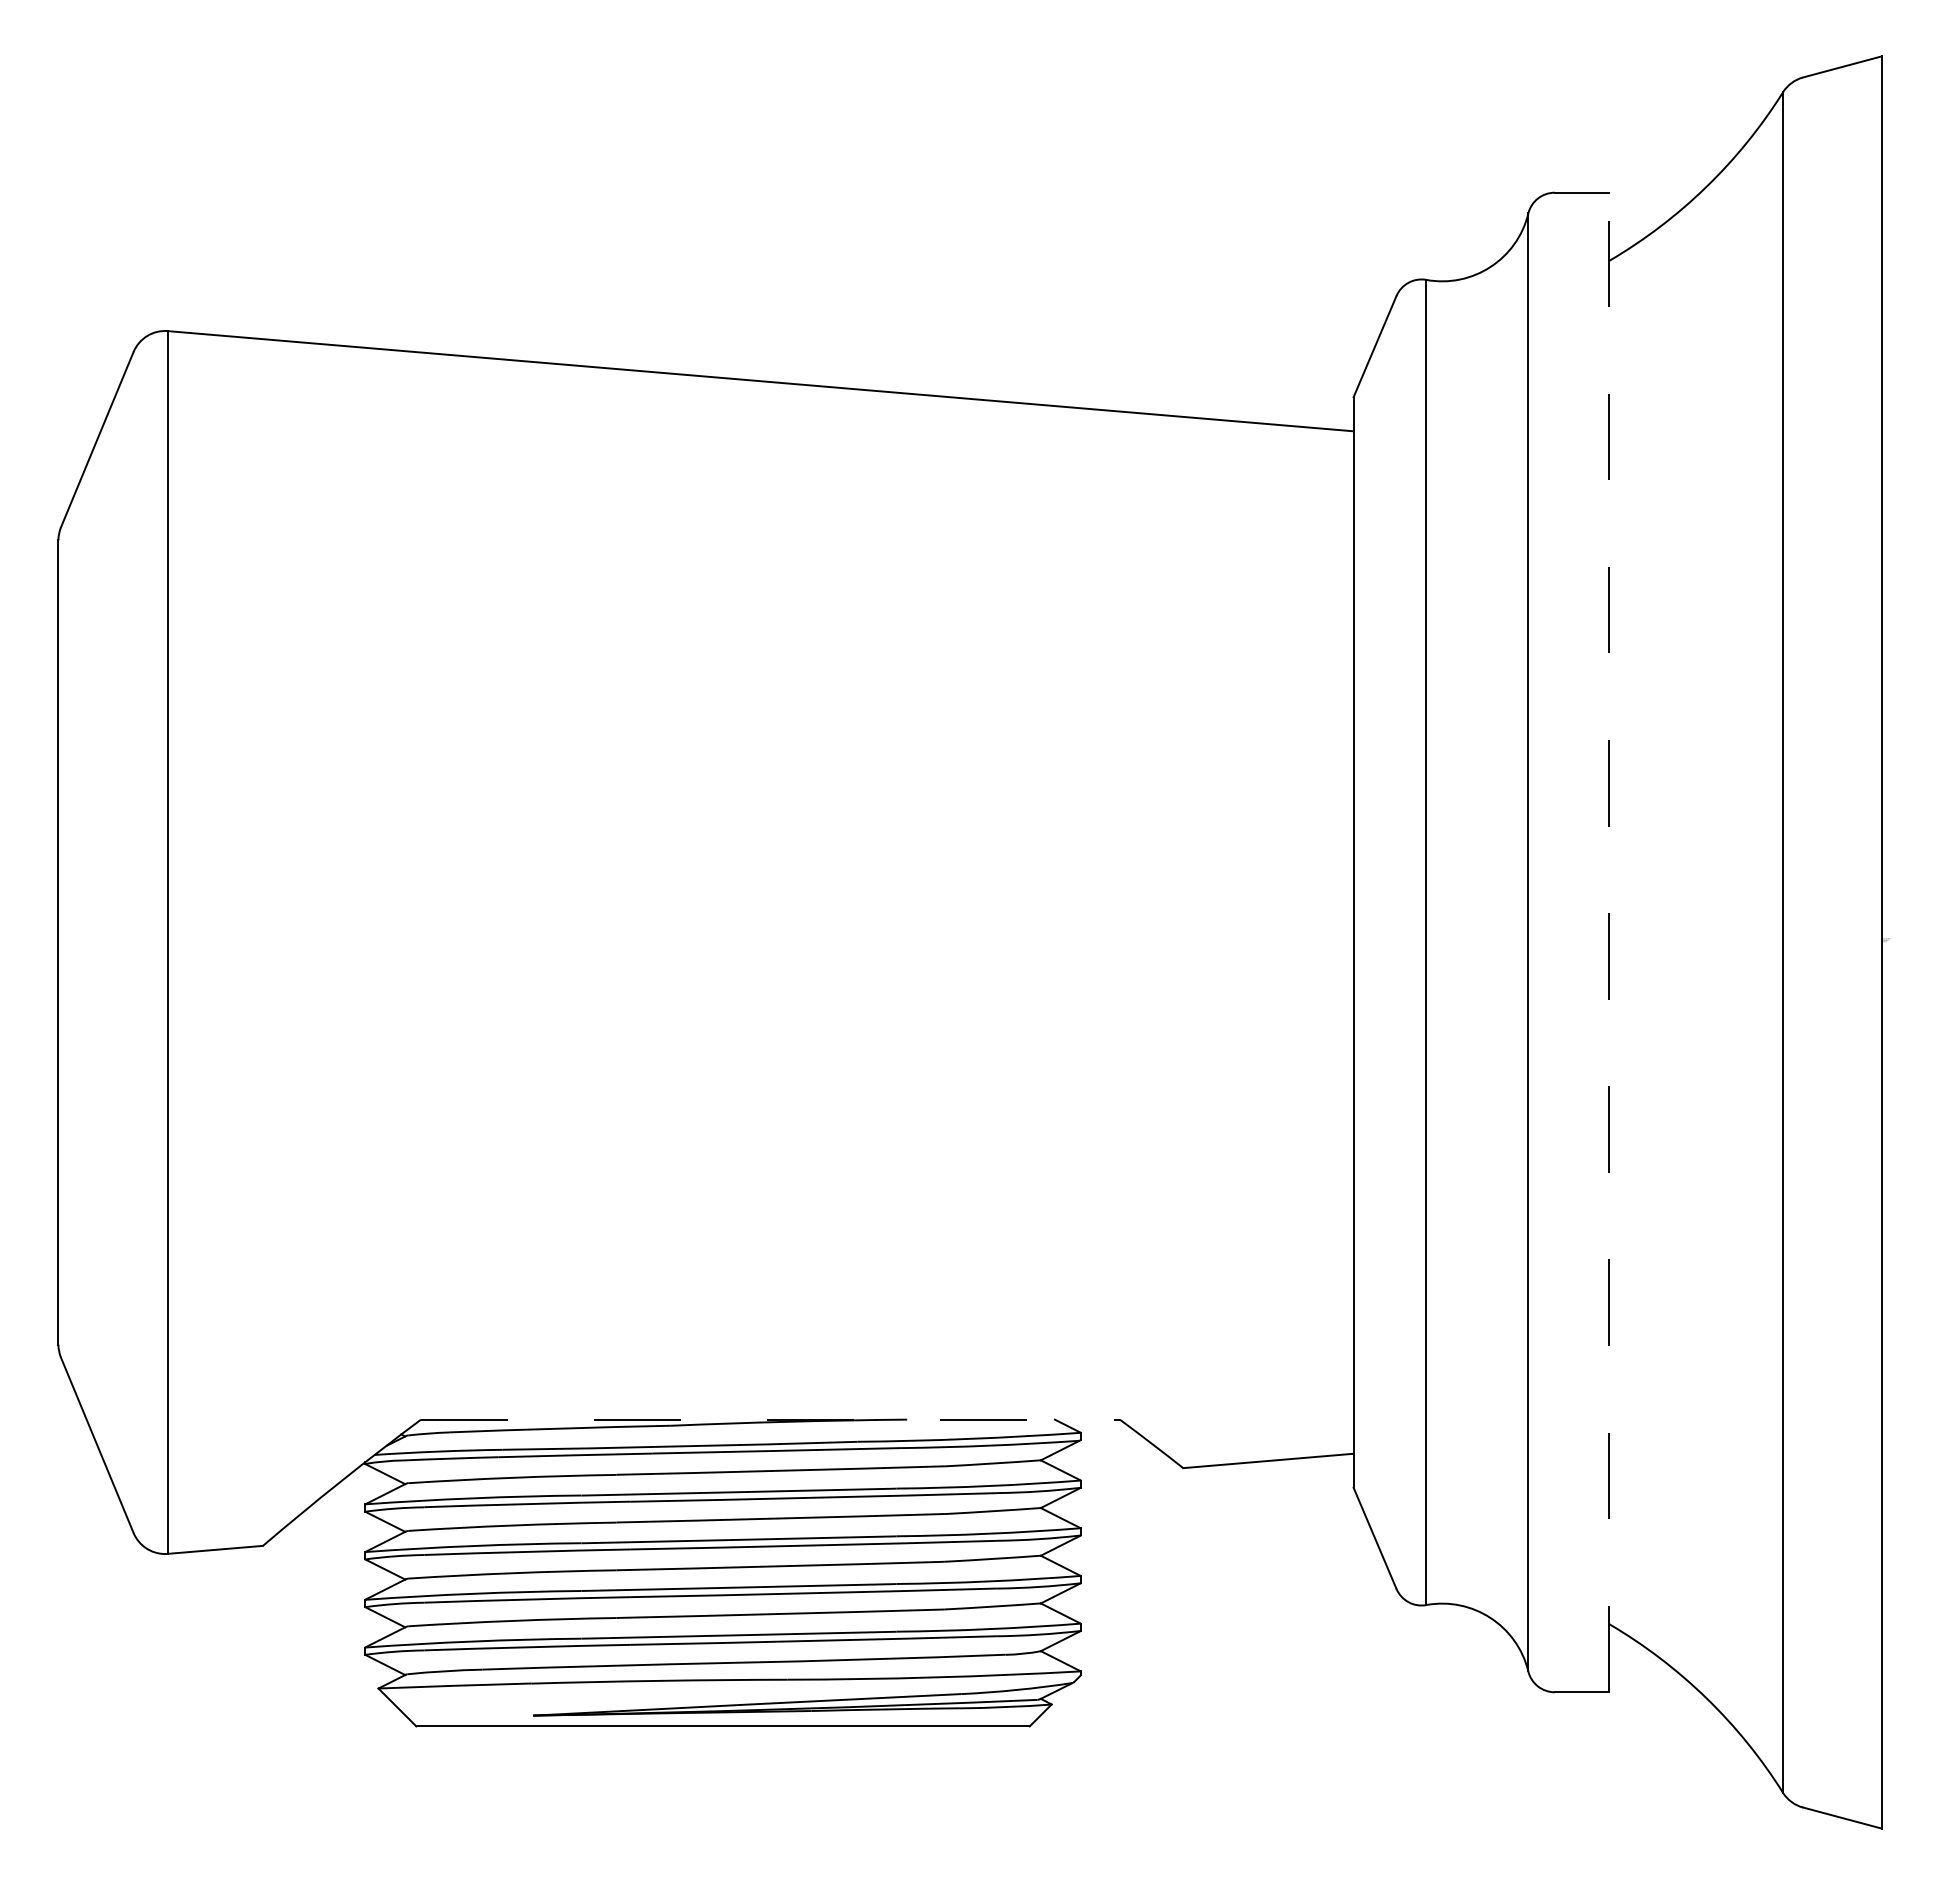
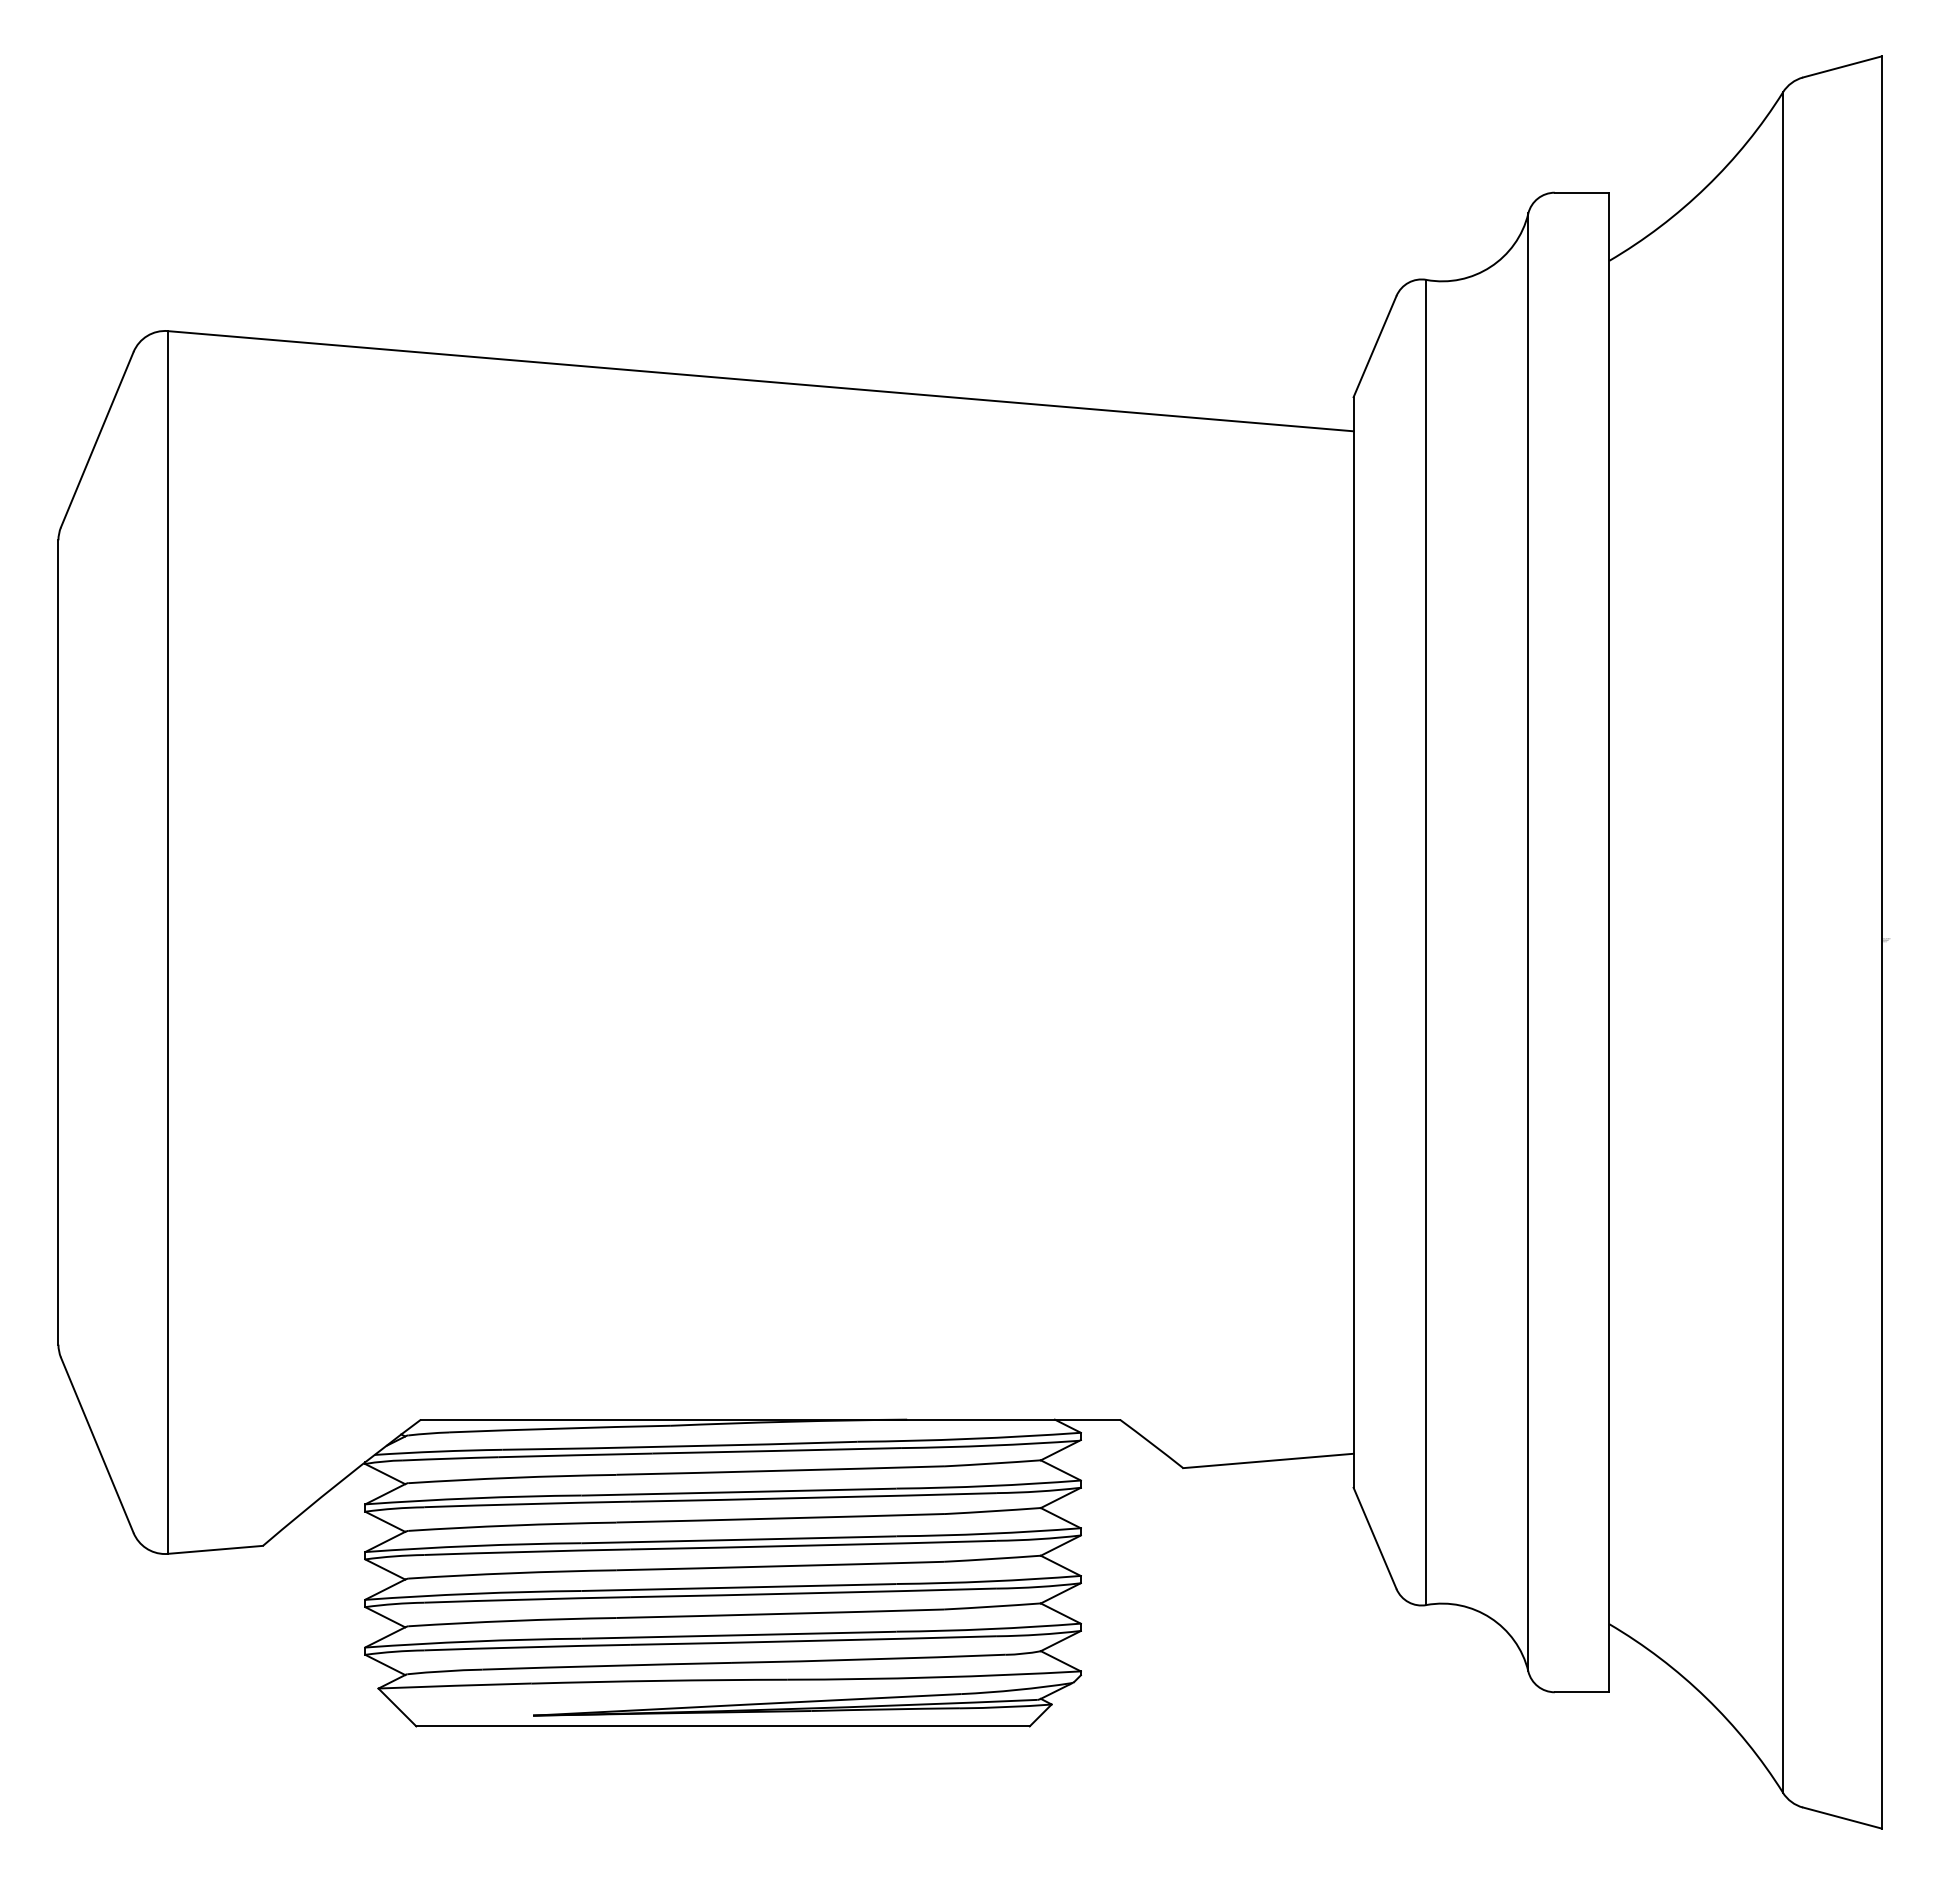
line: dashed -> solid (1609, 942)
line: dashed -> solid (770, 1419)
